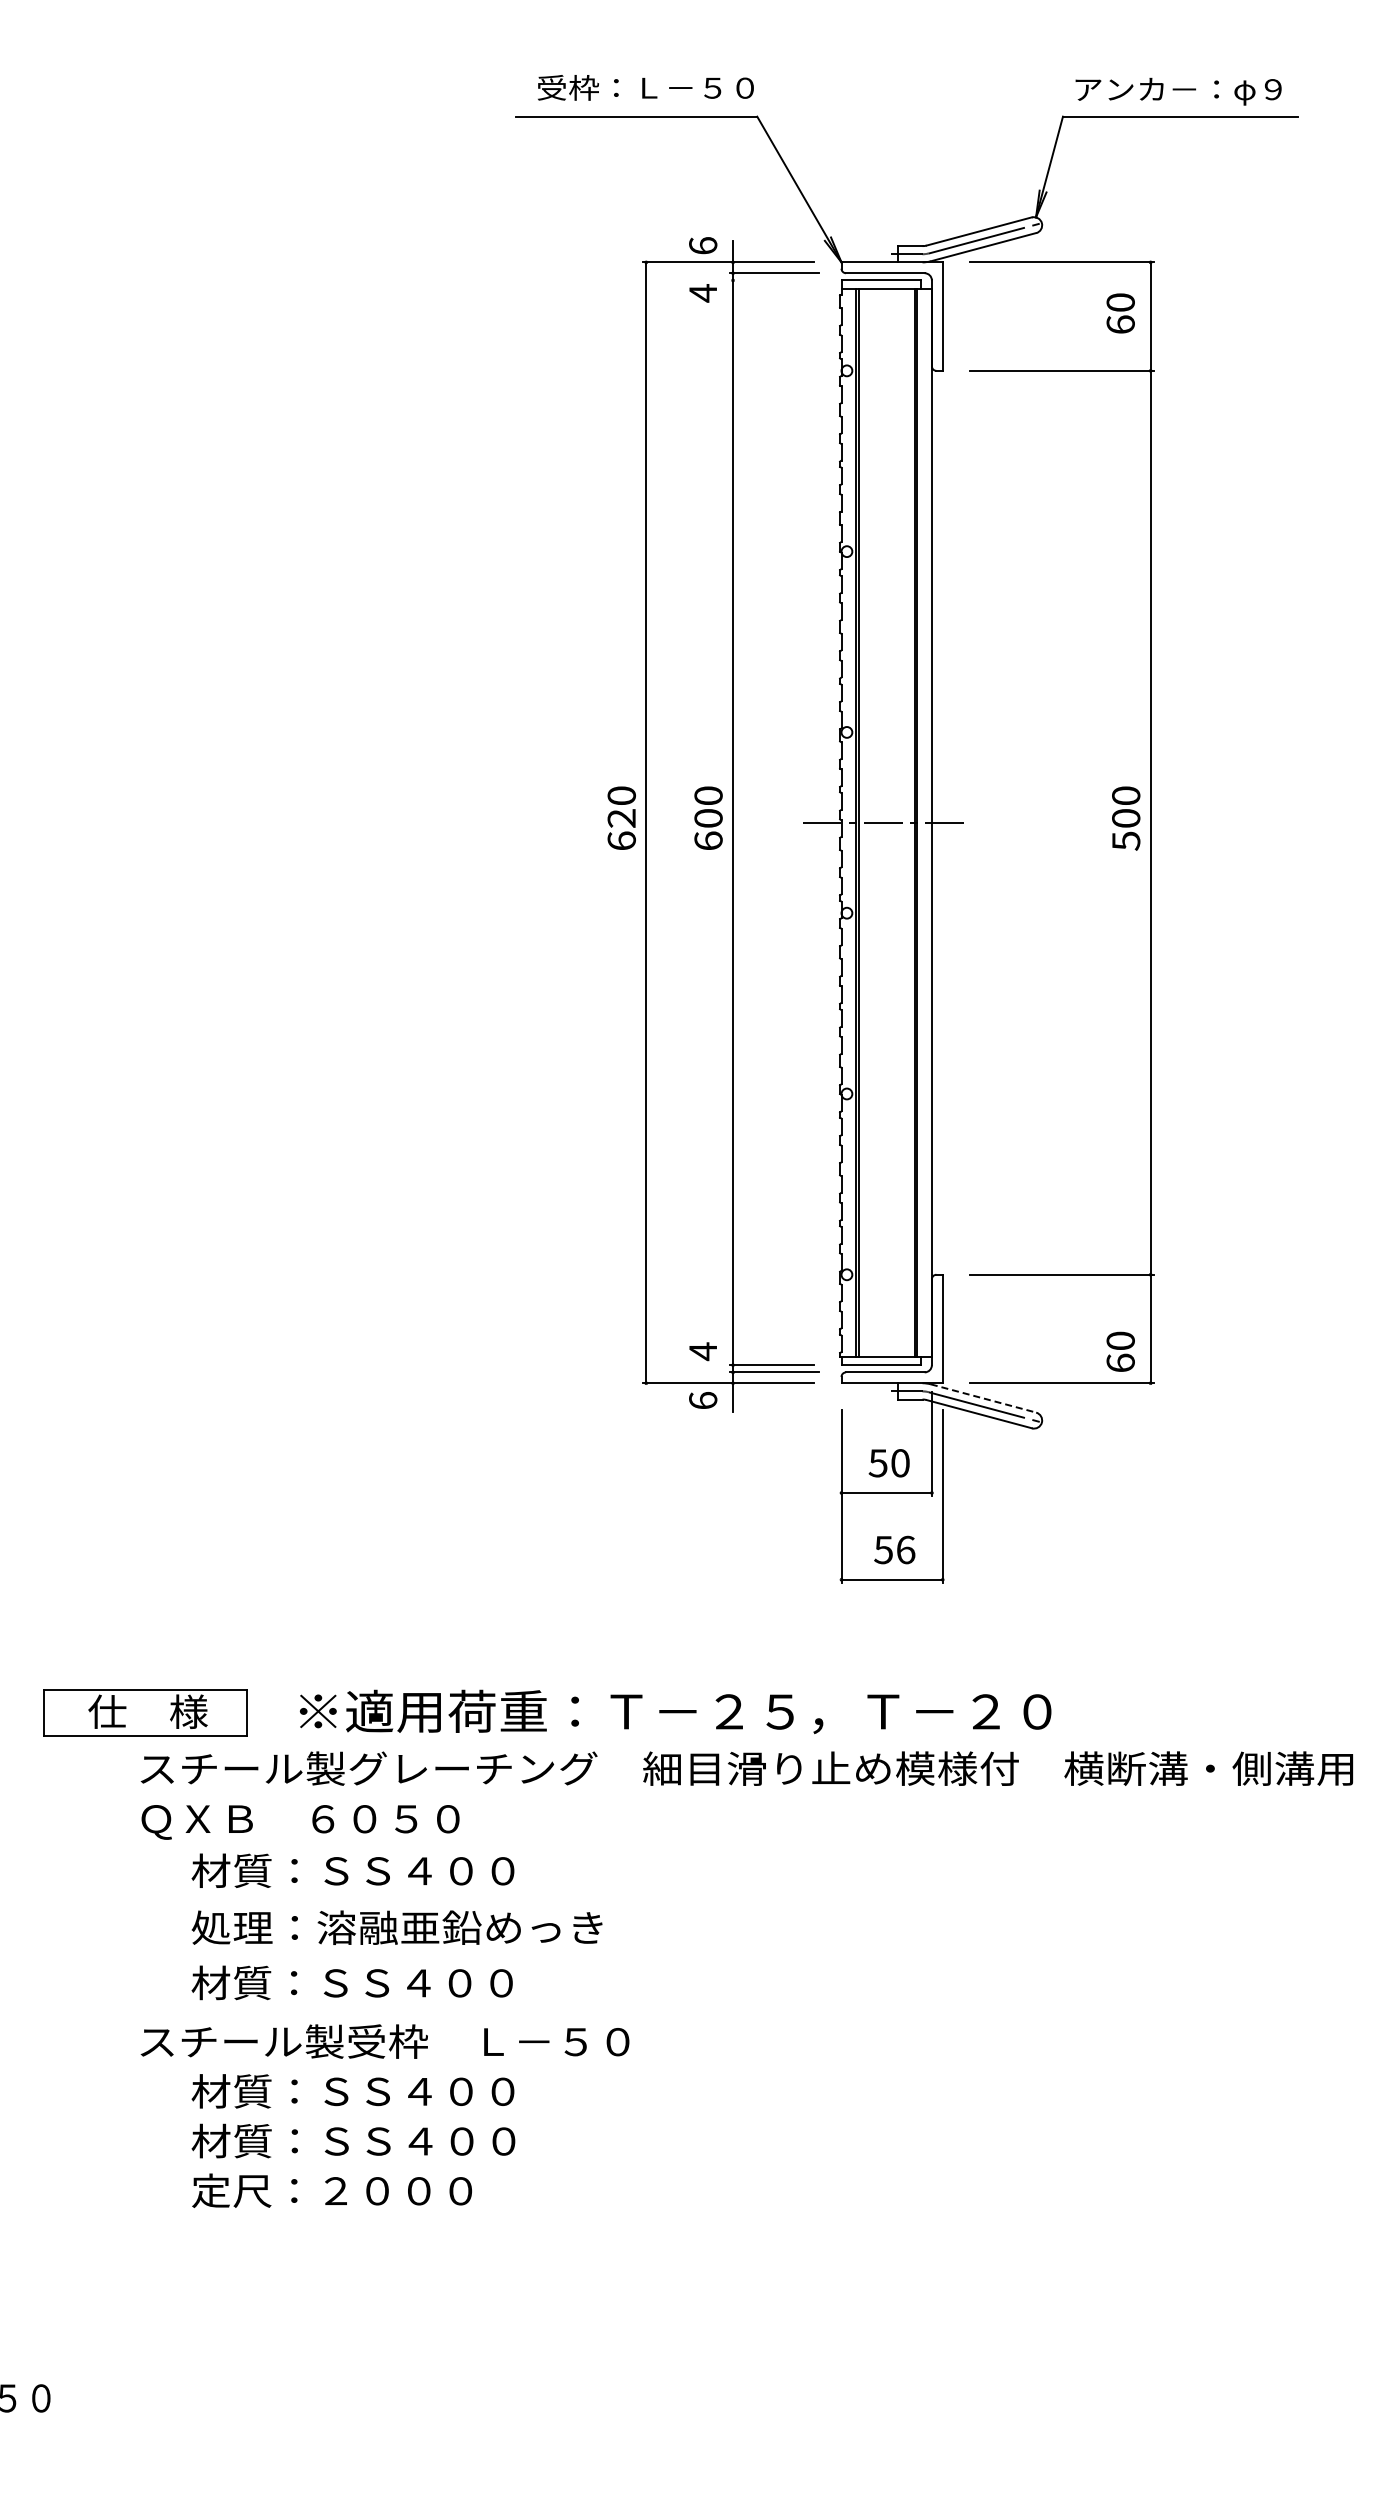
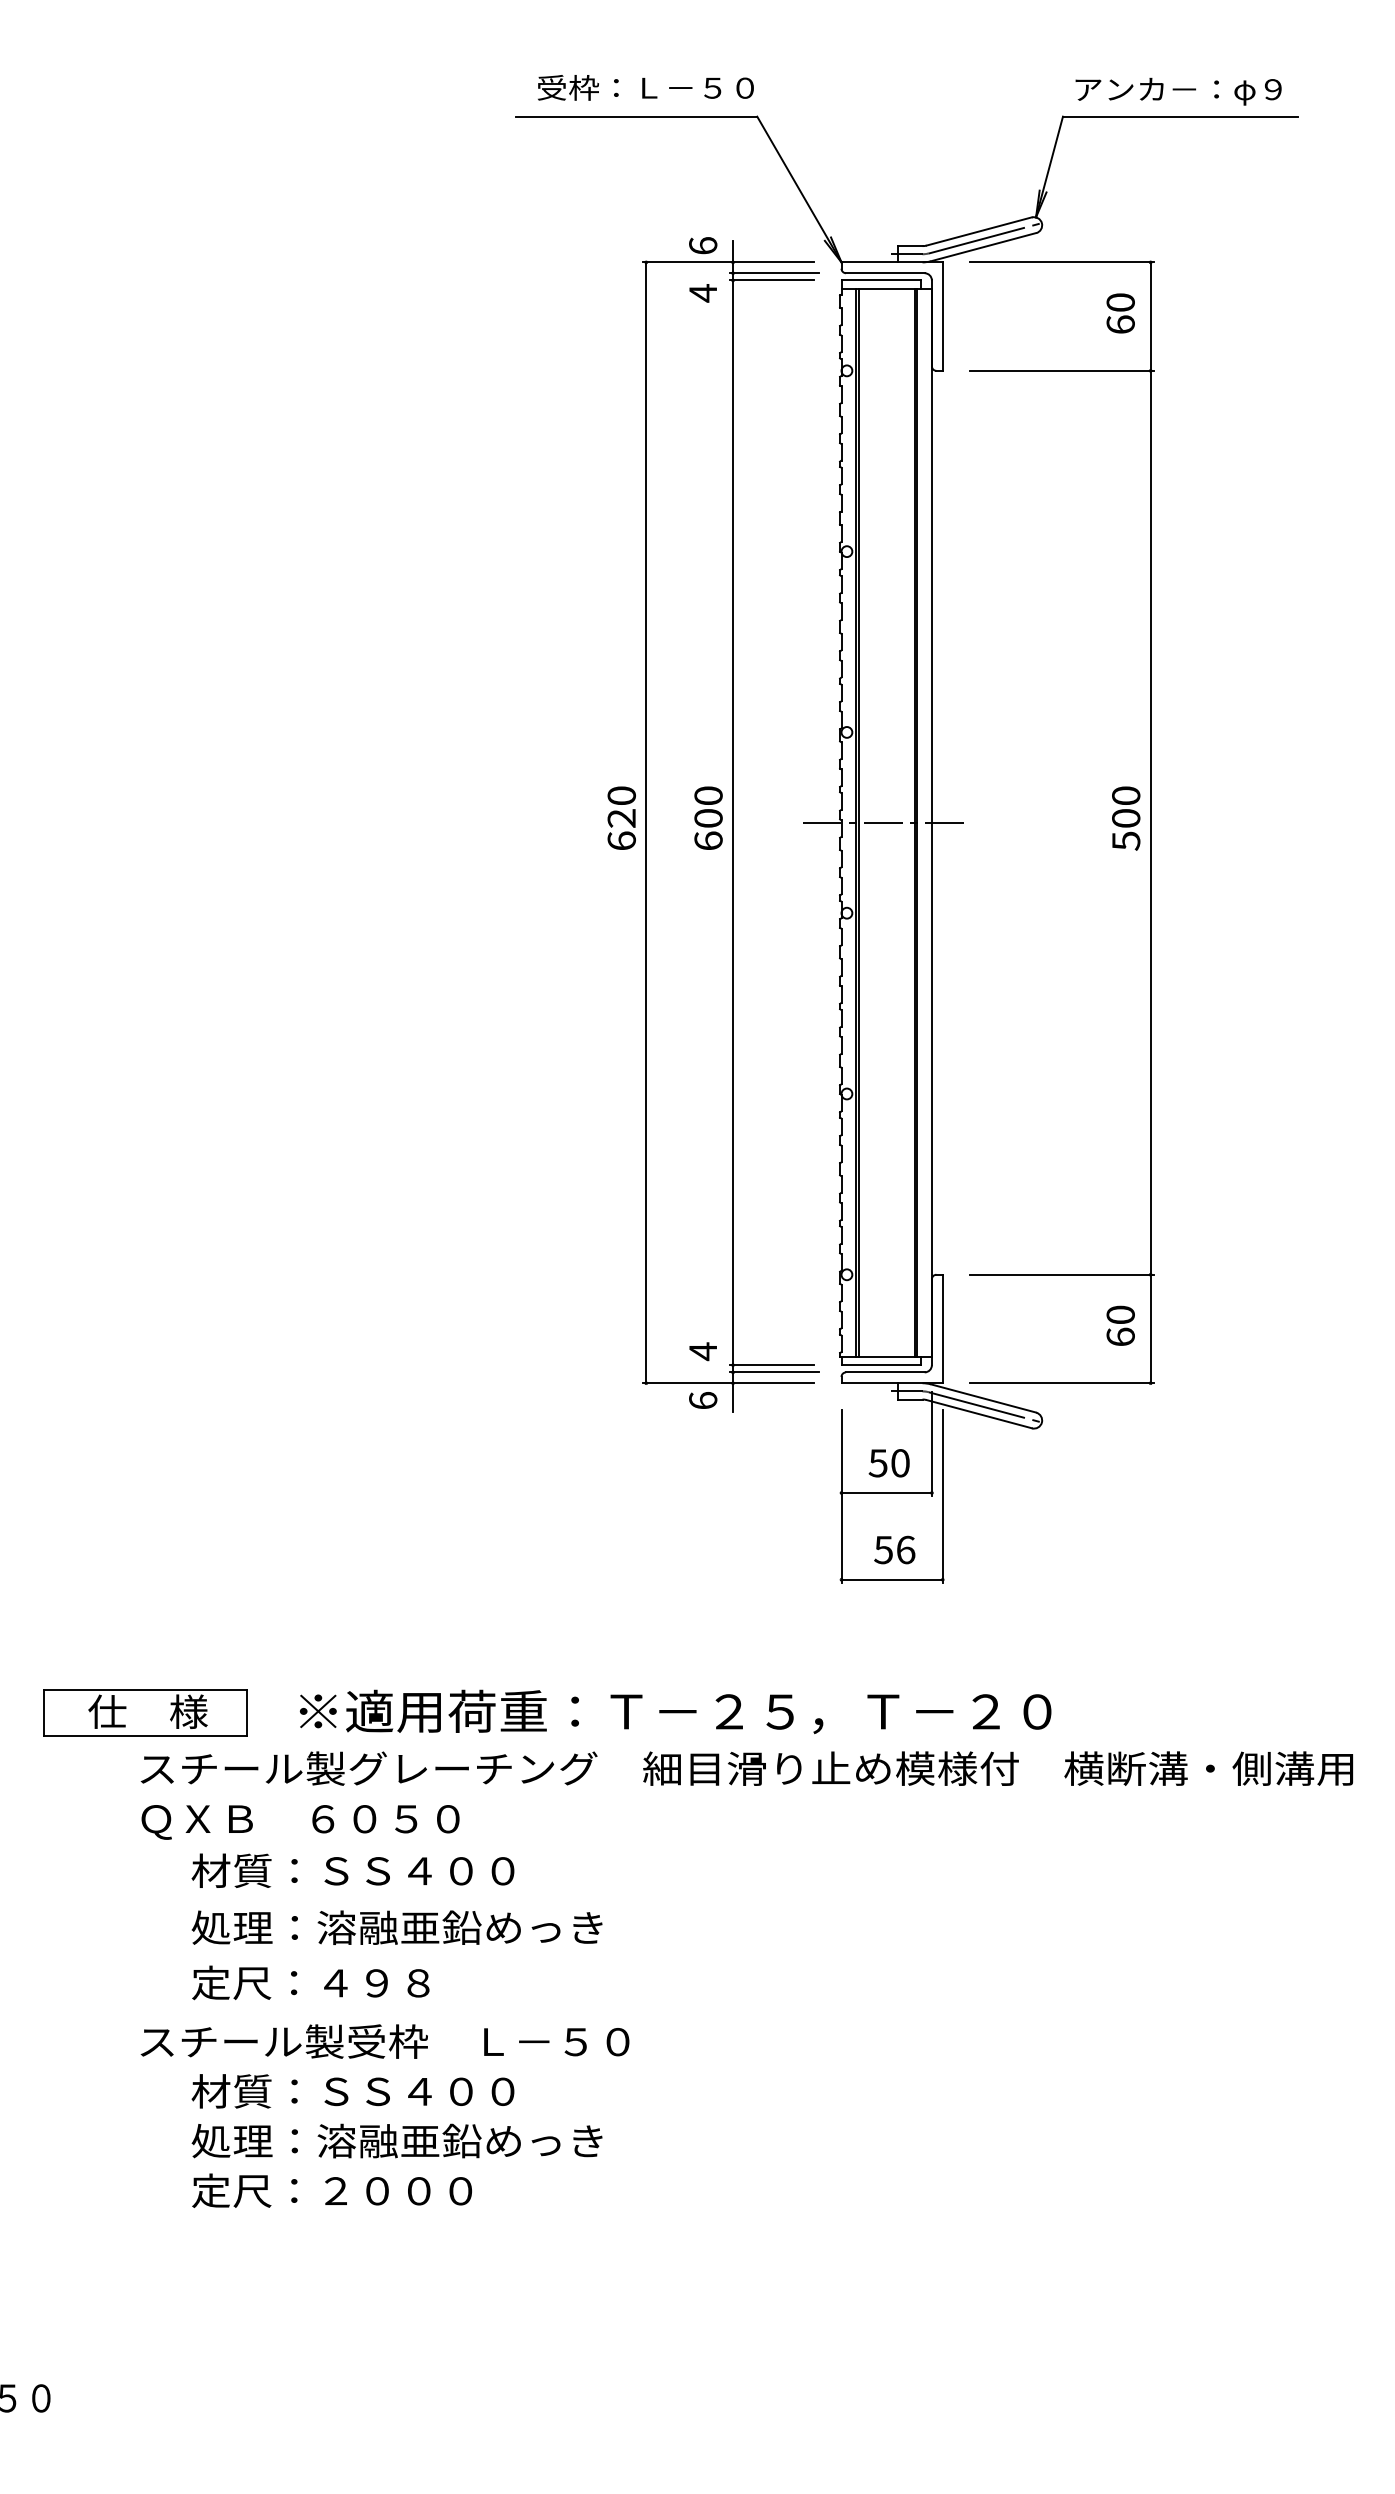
line: none -> present (771, 280)
text position: (1120, 1351) -> (1120, 1325) (1120, 1325)
line: dashed -> solid (983, 1398)
text: 材質：ＳＳ４００ -> 定尺：４９８ (351, 1982)
text: 材質：ＳＳ４００ -> 処理：溶融亜鉛めっき (396, 2140)
